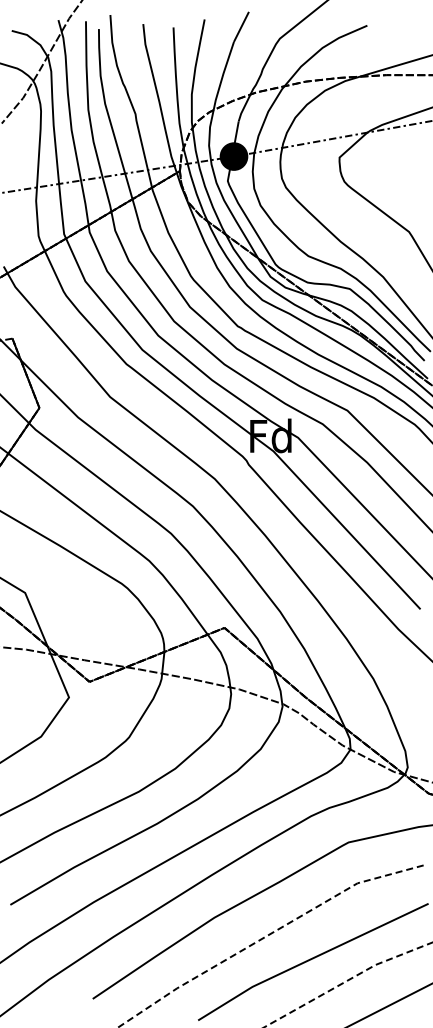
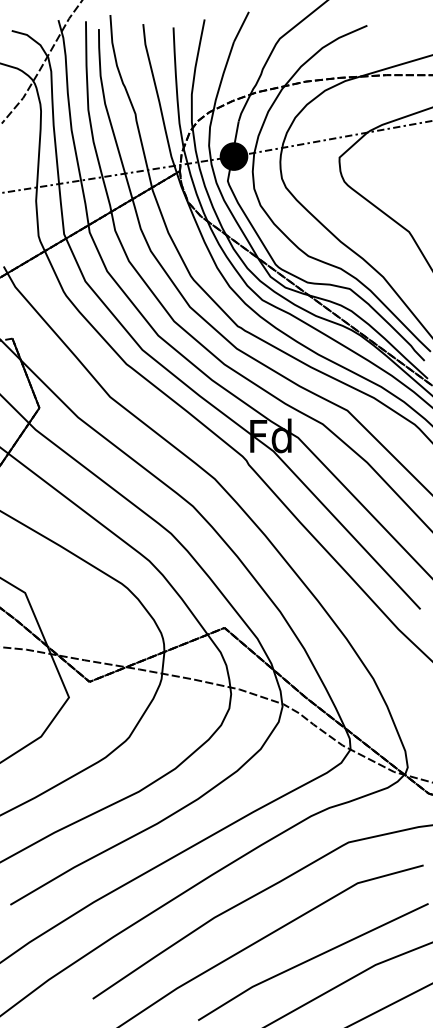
line: dashed -> solid (266, 936)
line: dashed -> solid (346, 981)
